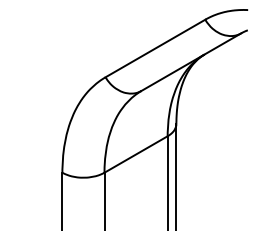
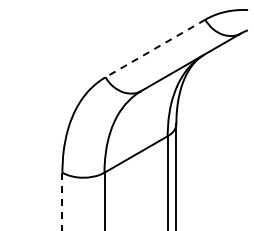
line: solid -> dashed (155, 48)
line: solid -> dashed (62, 201)
